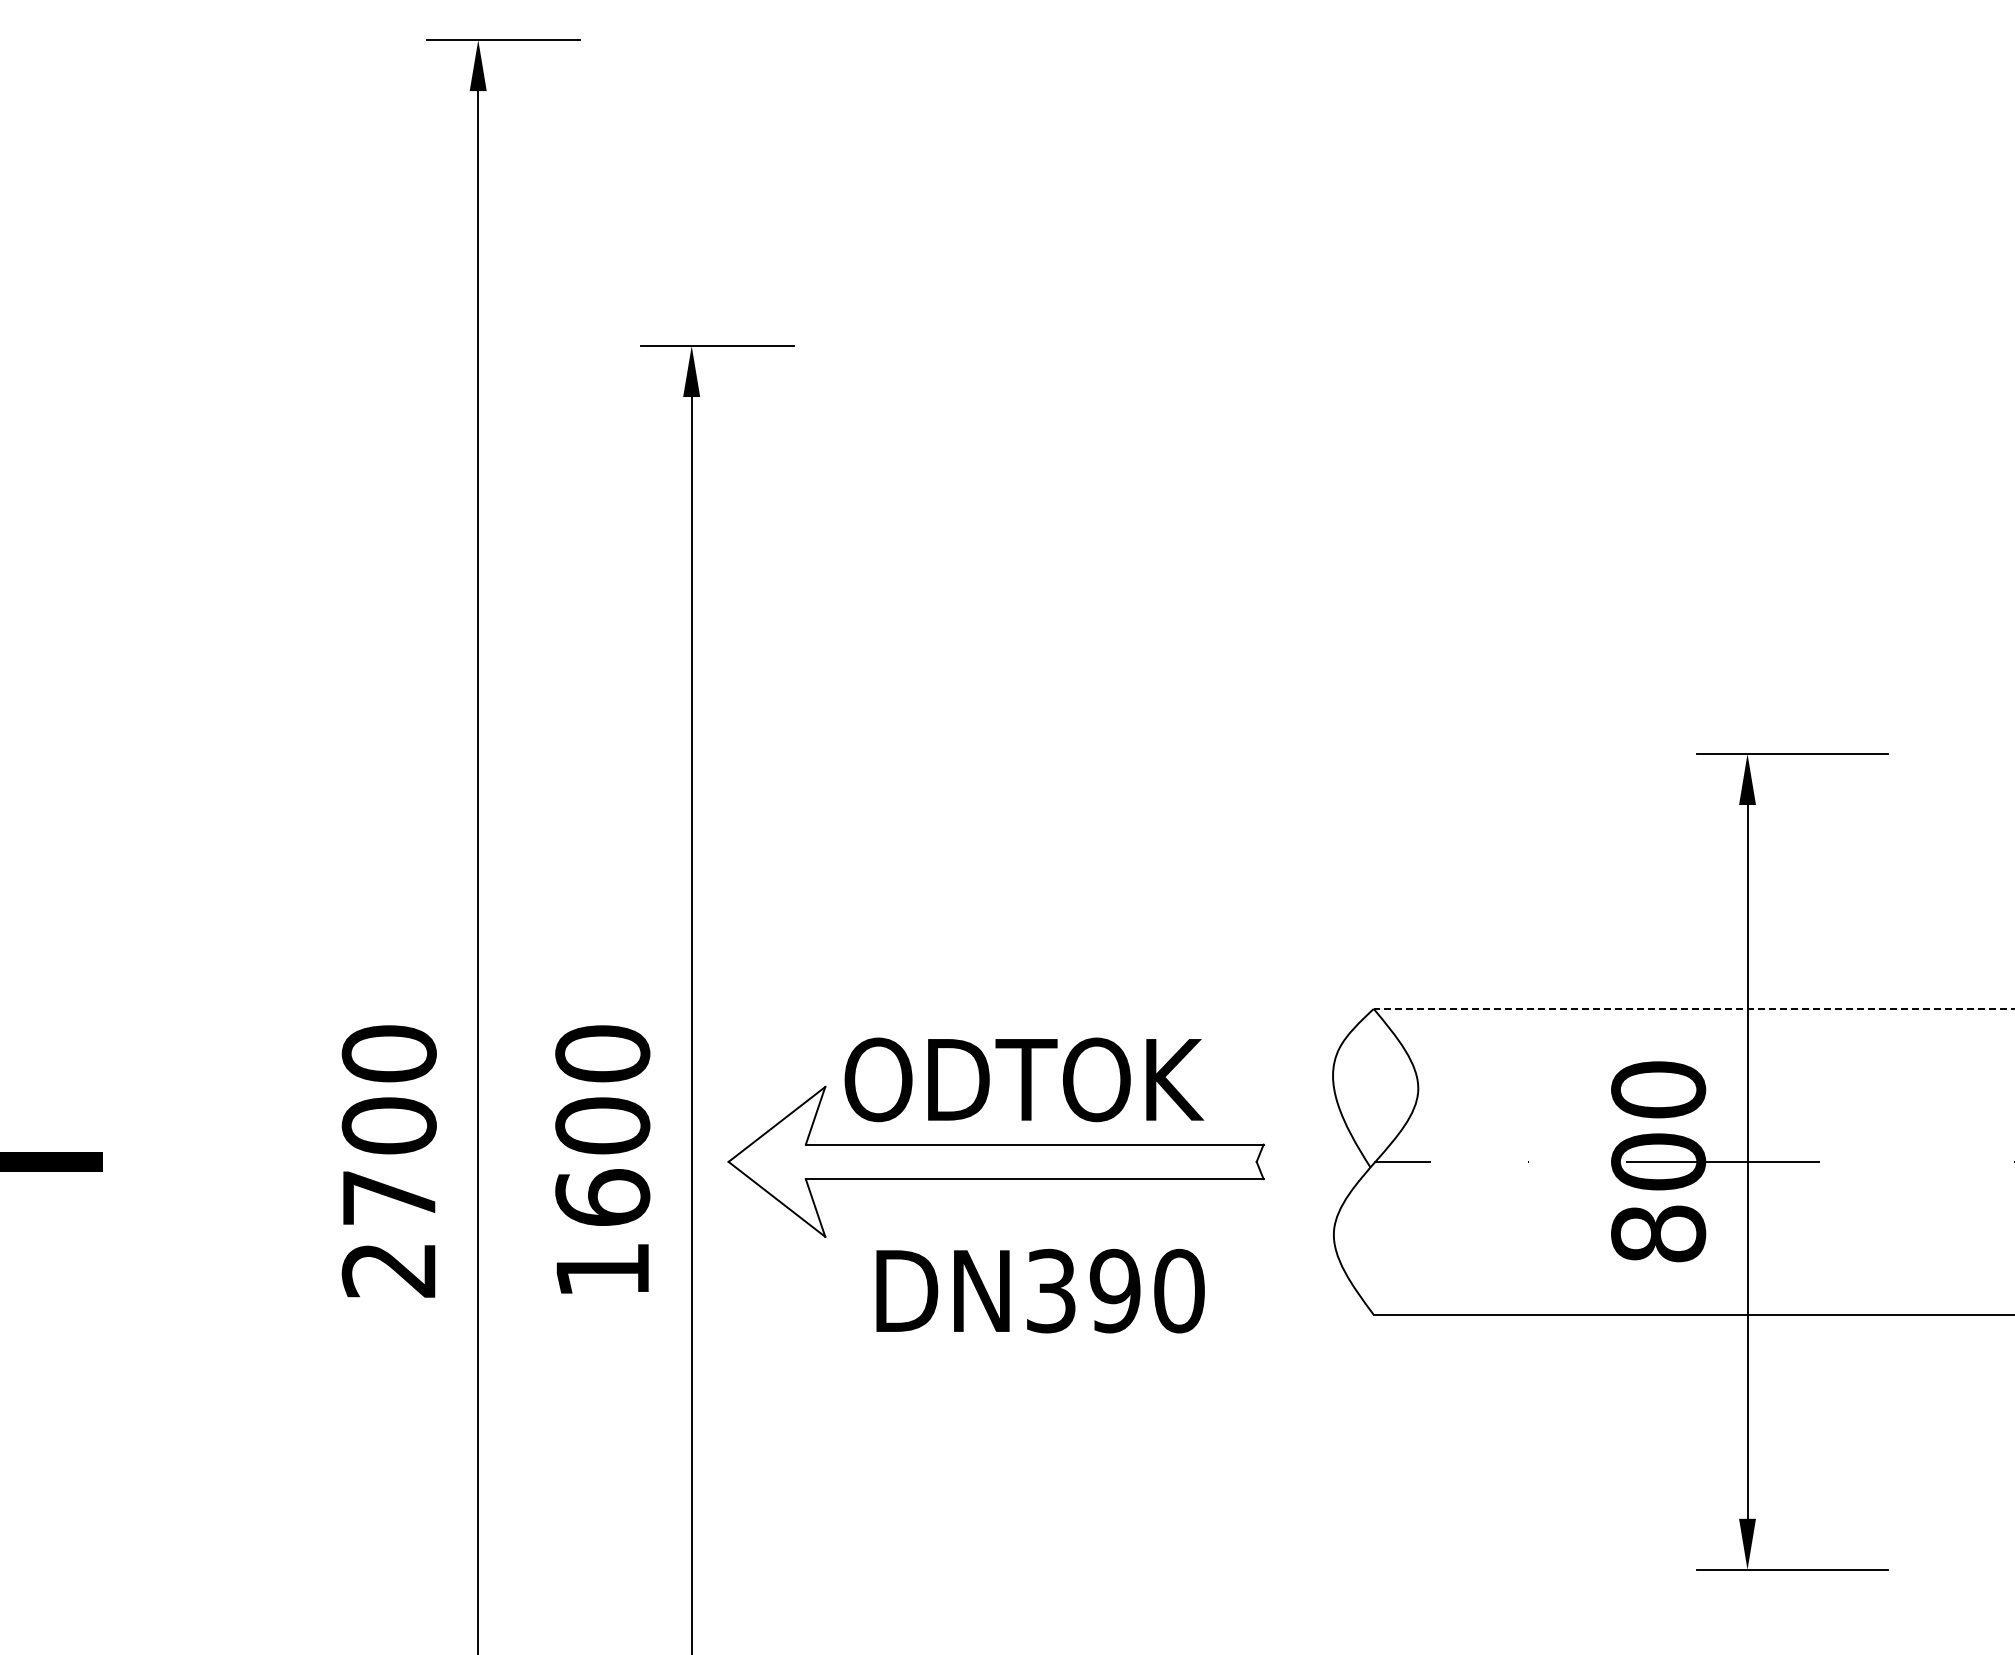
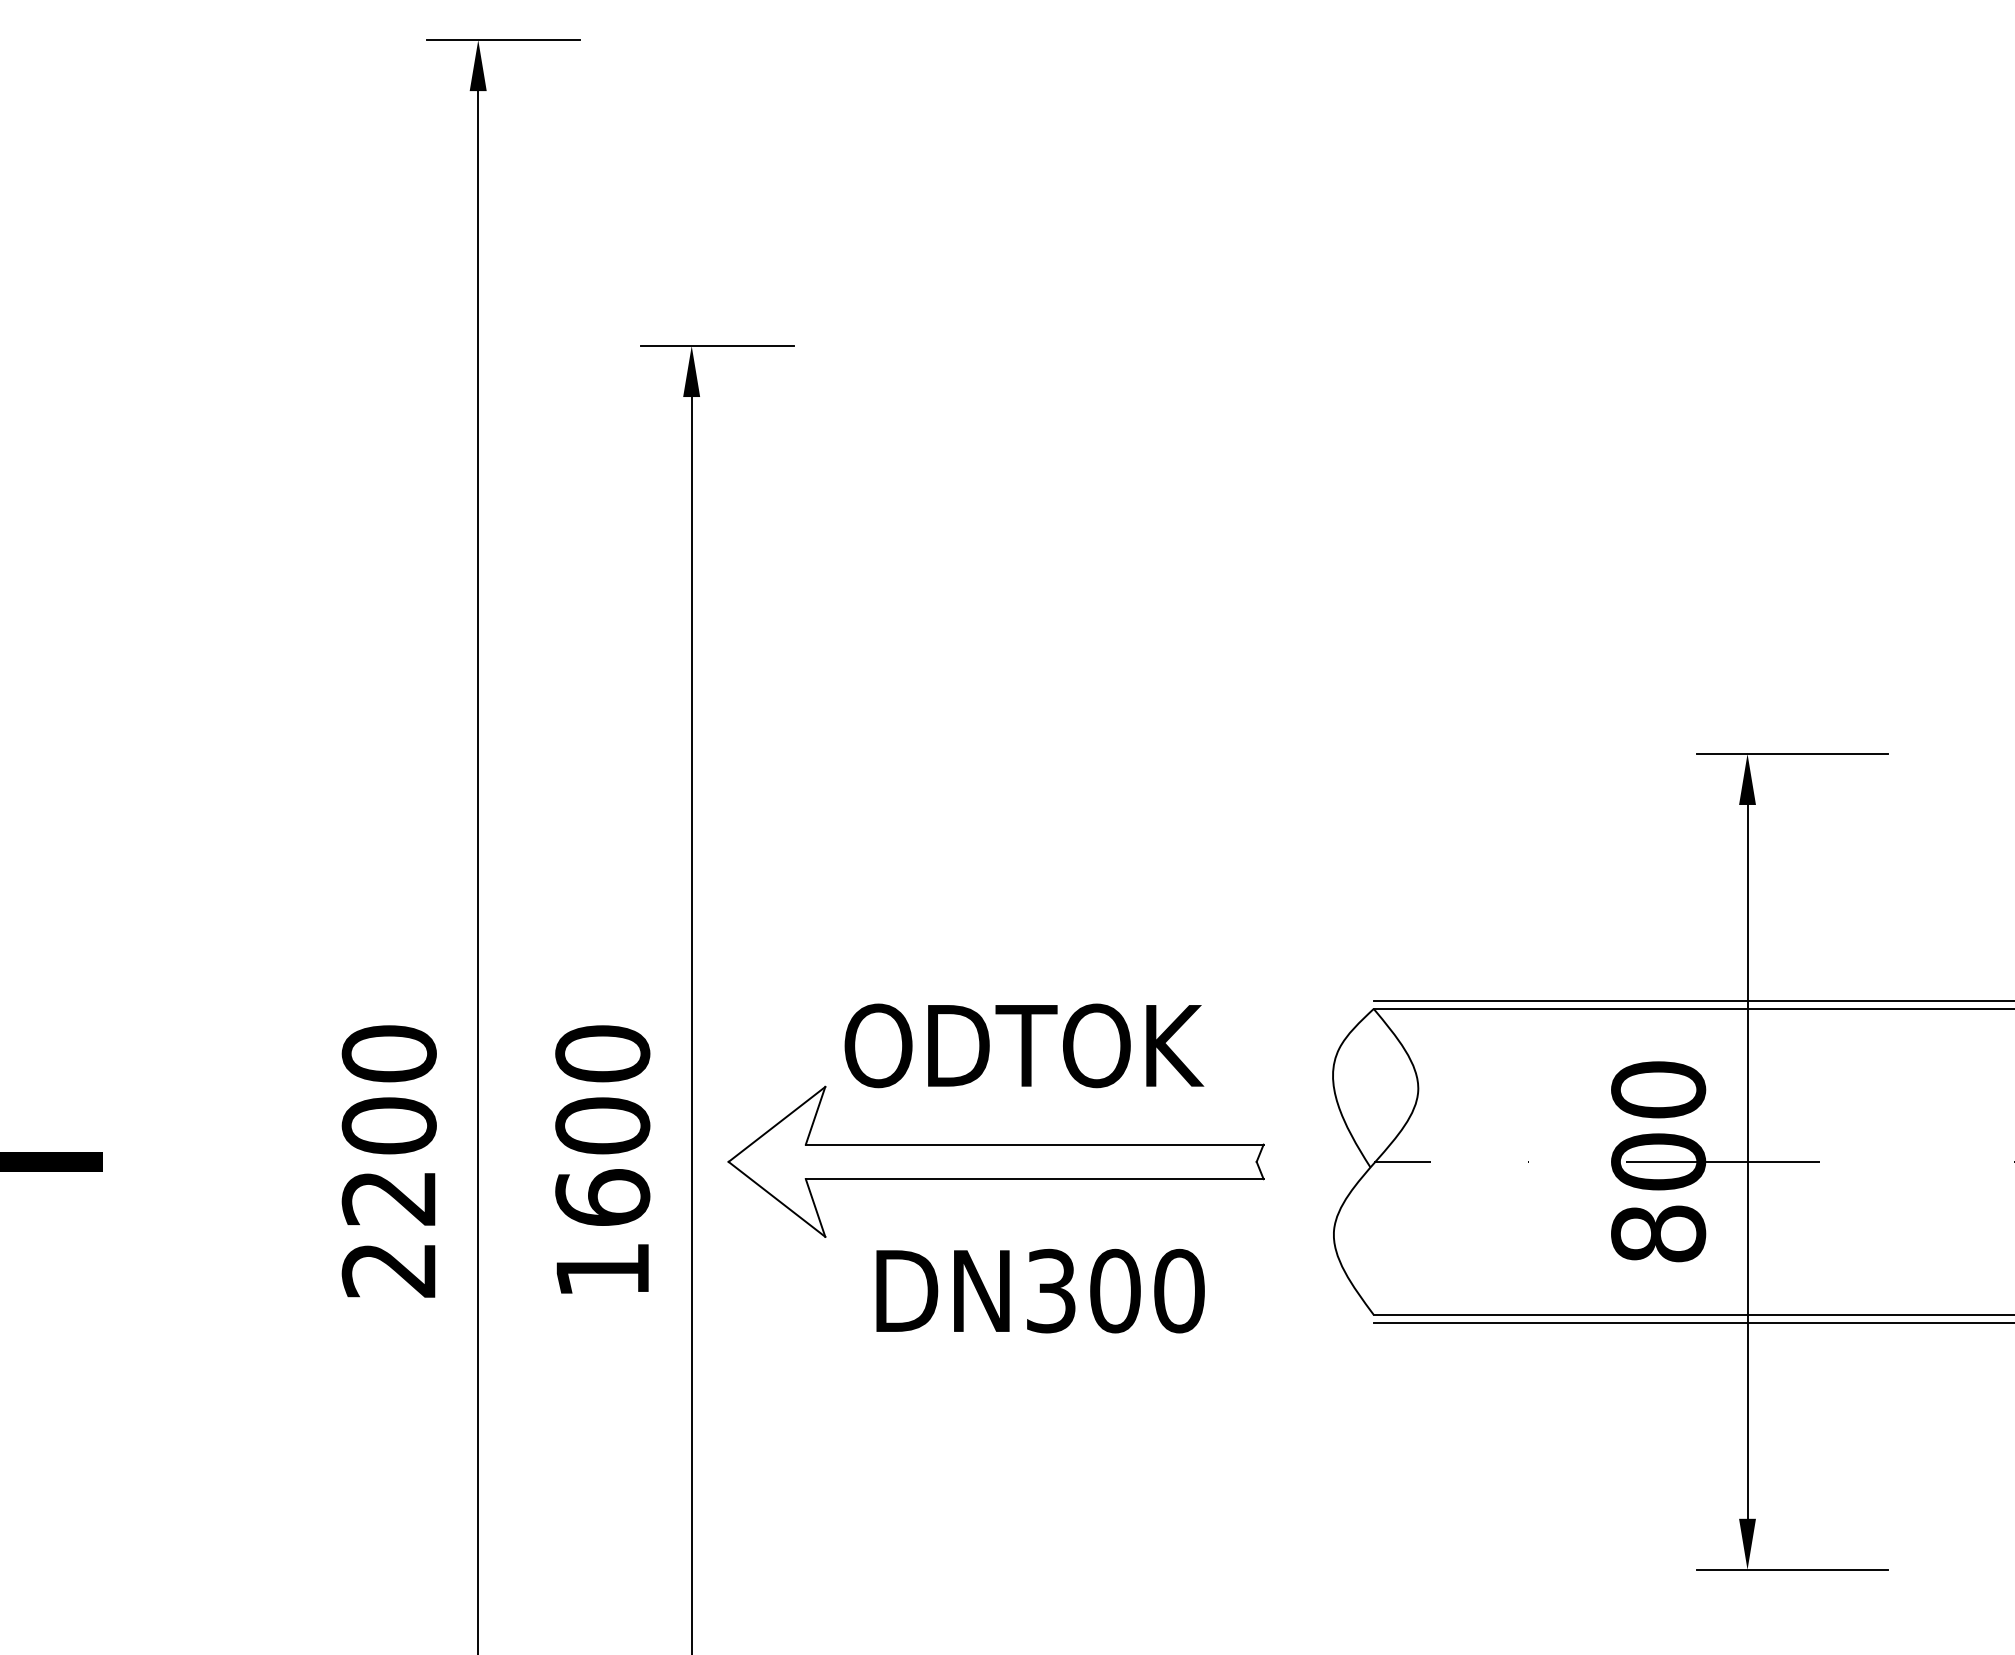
line: none -> present (1692, 1001)
line: dashed -> solid (1693, 1008)
text position: (1024, 1079) -> (1024, 1045) (1024, 1045)
text: 2700 -> 2200 (388, 1198)
text: DN390 -> DN300 (1114, 1291)
line: none -> present (1692, 1322)
